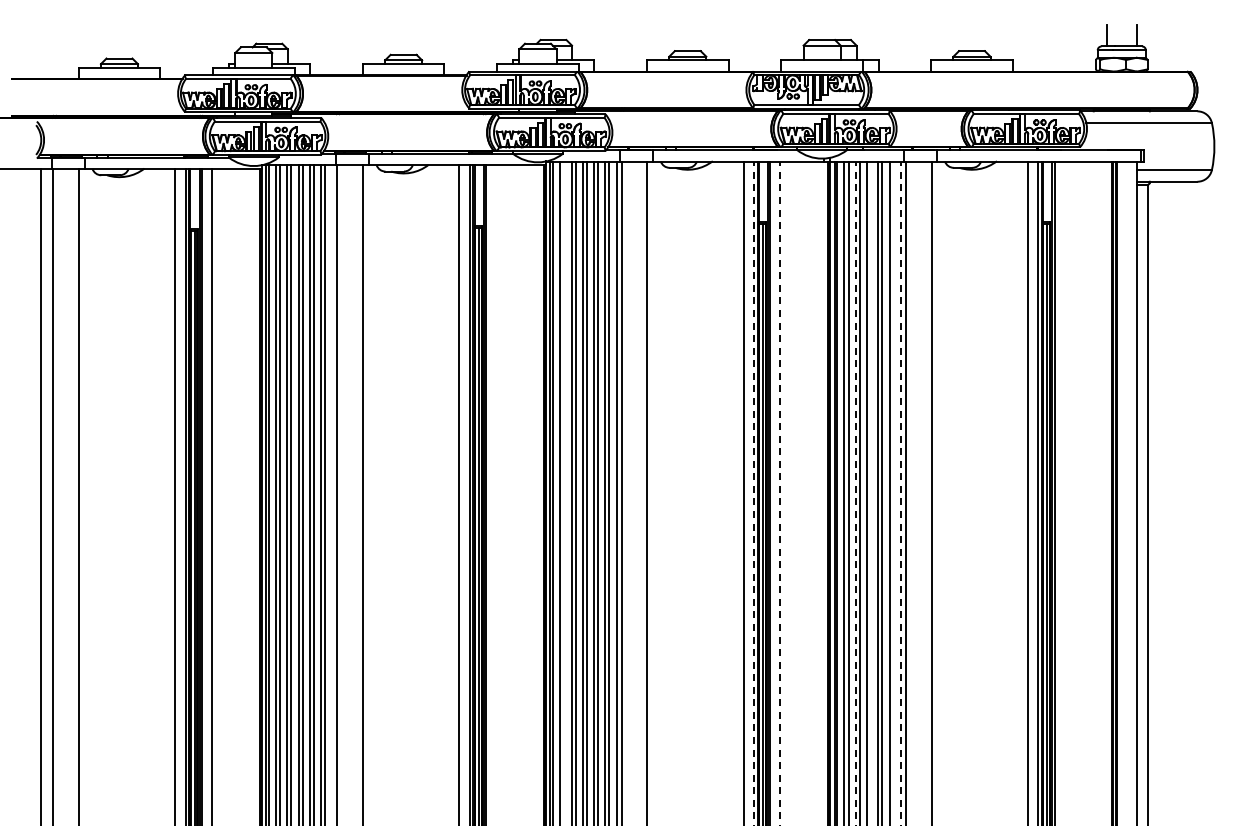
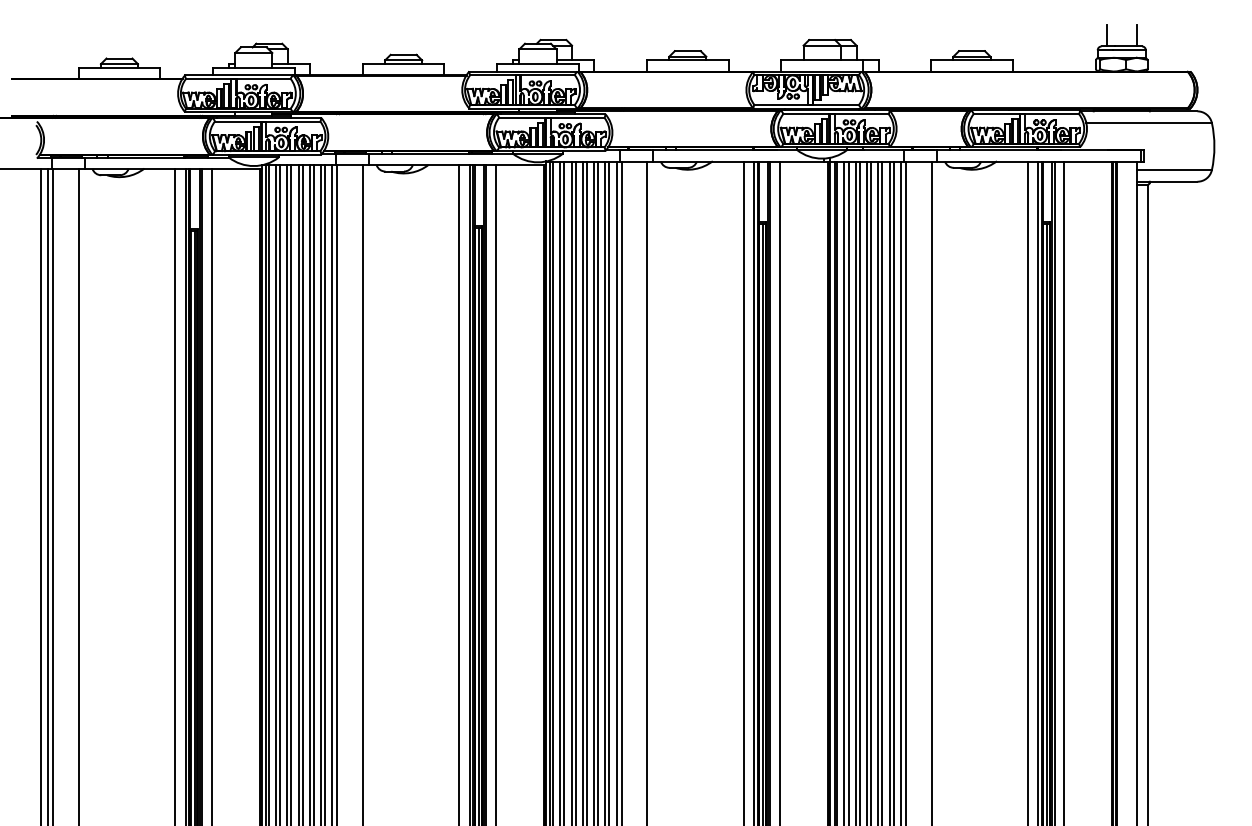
line: none -> present (564, 491)
line: none -> present (871, 491)
line: none -> present (893, 491)
line: none -> present (1064, 491)
line: none -> present (332, 493)
line: none -> present (495, 493)
line: dashed -> solid (753, 493)
line: dashed -> solid (779, 493)
line: dashed -> solid (855, 493)
line: dashed -> solid (900, 493)
line: none -> present (48, 495)
